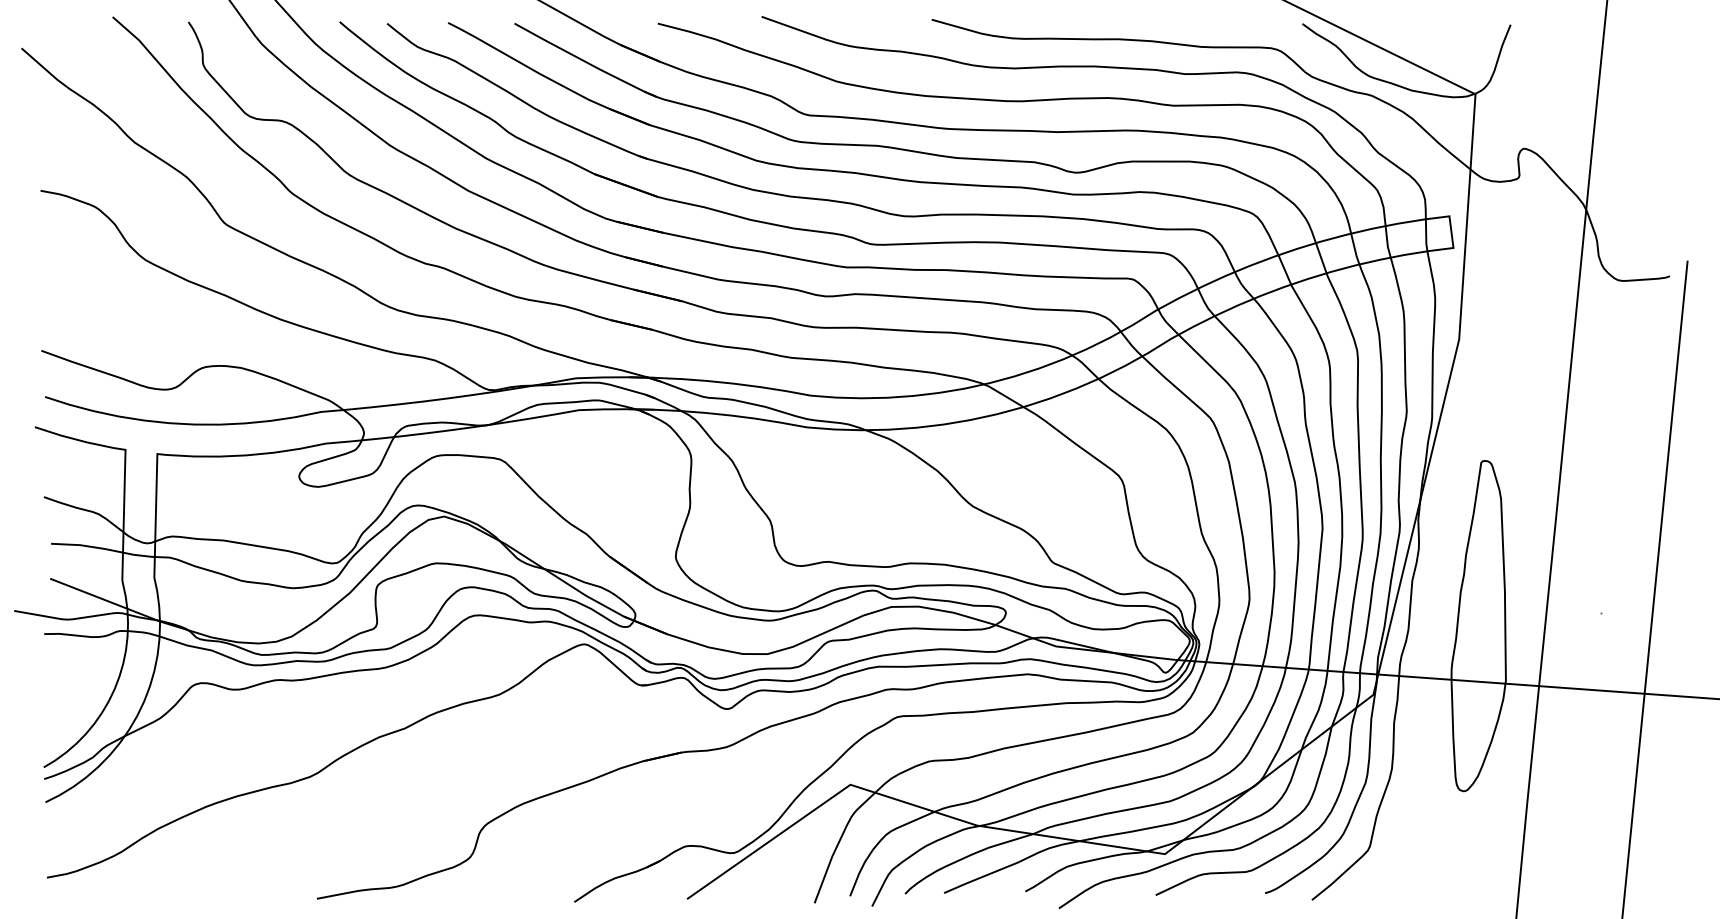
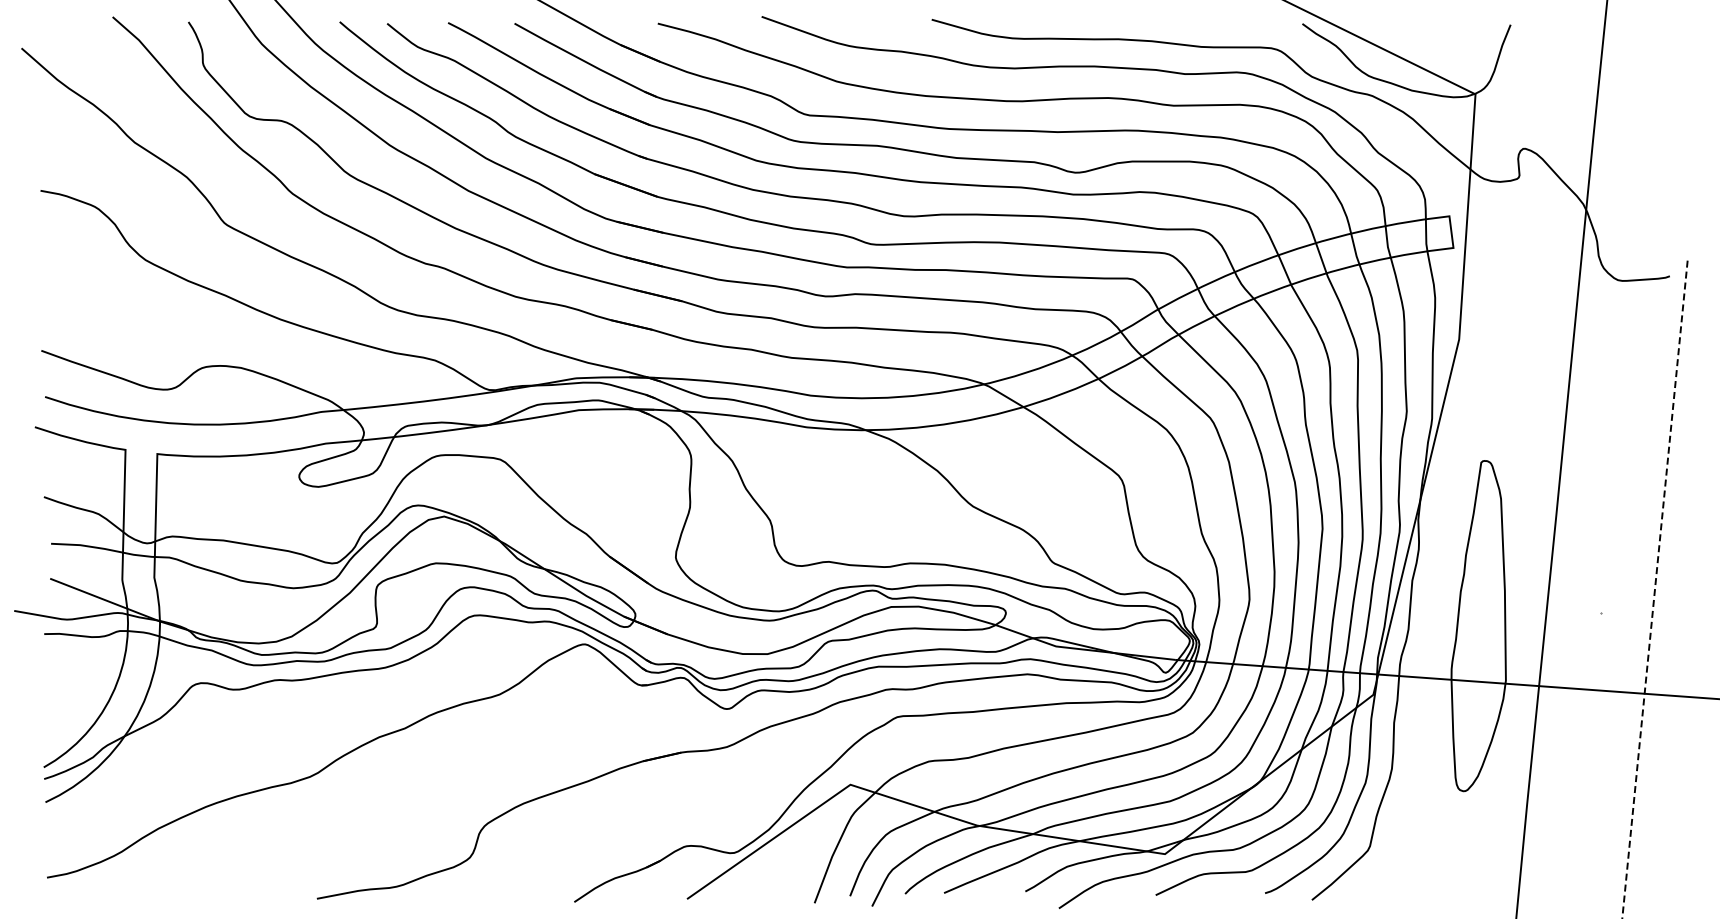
line: solid -> dashed (1654, 590)
